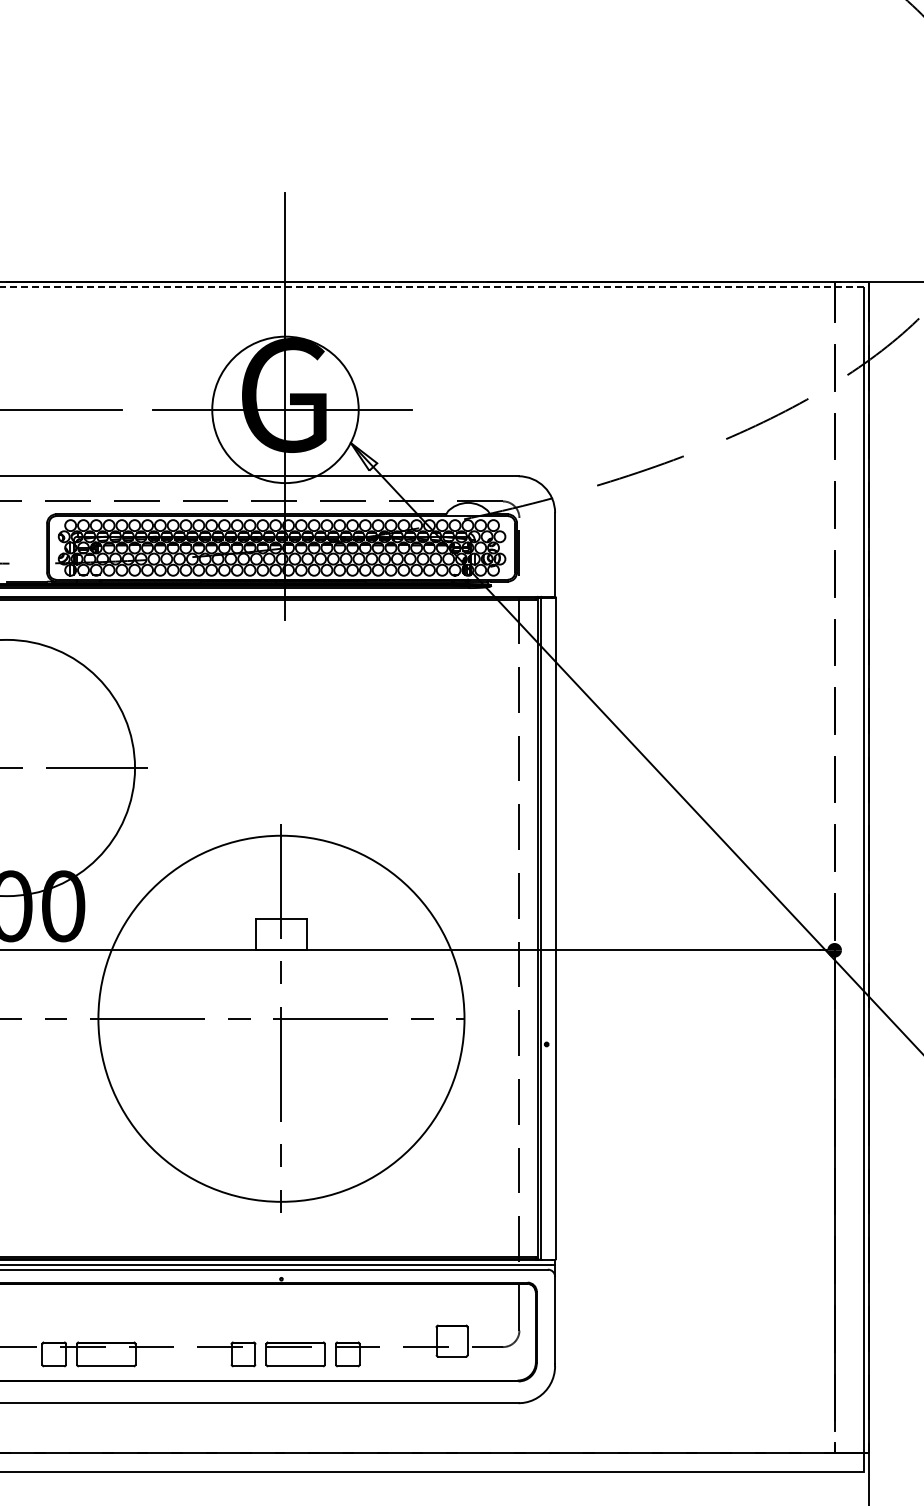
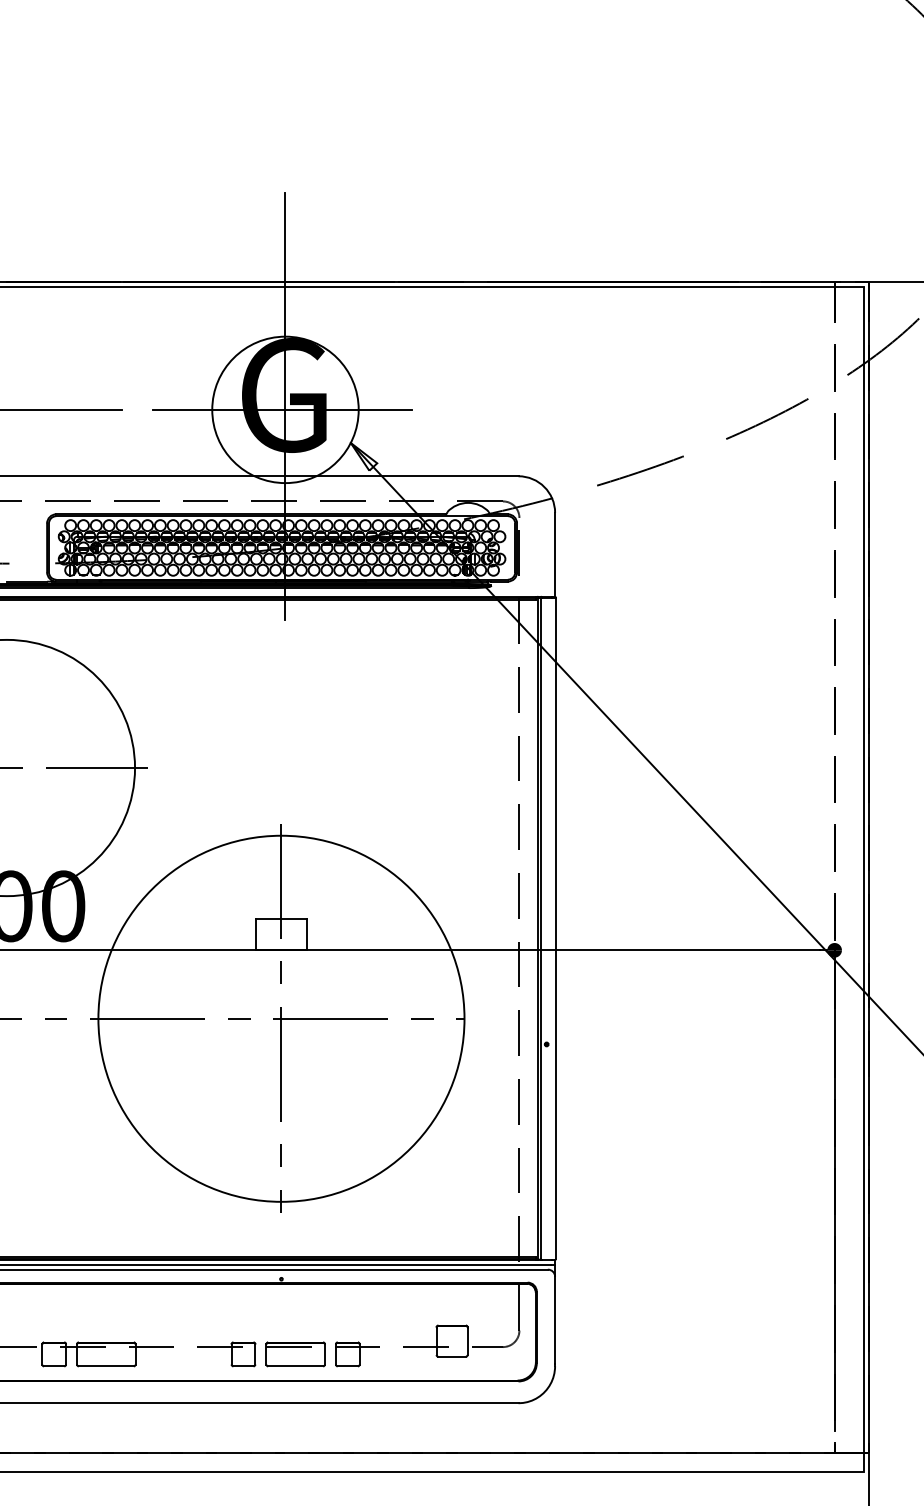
line: dashed -> solid (432, 287)
